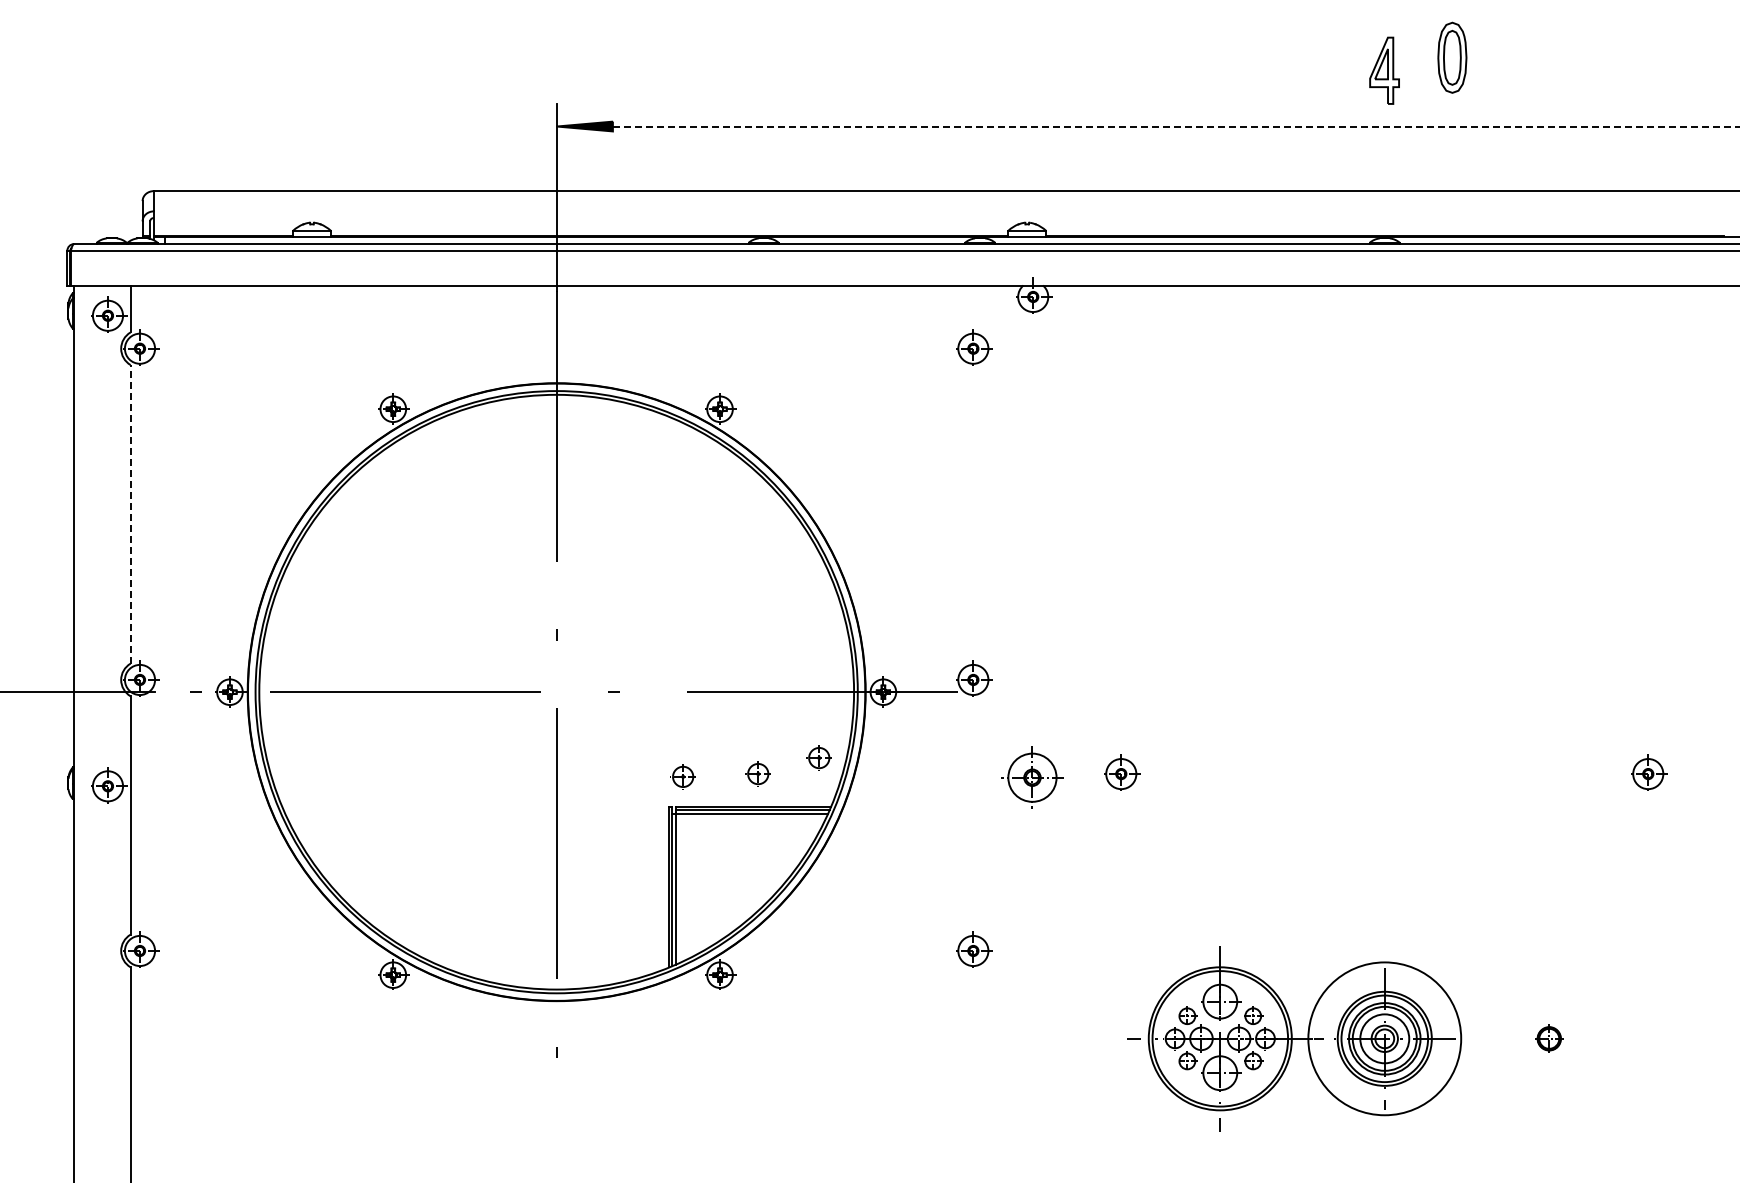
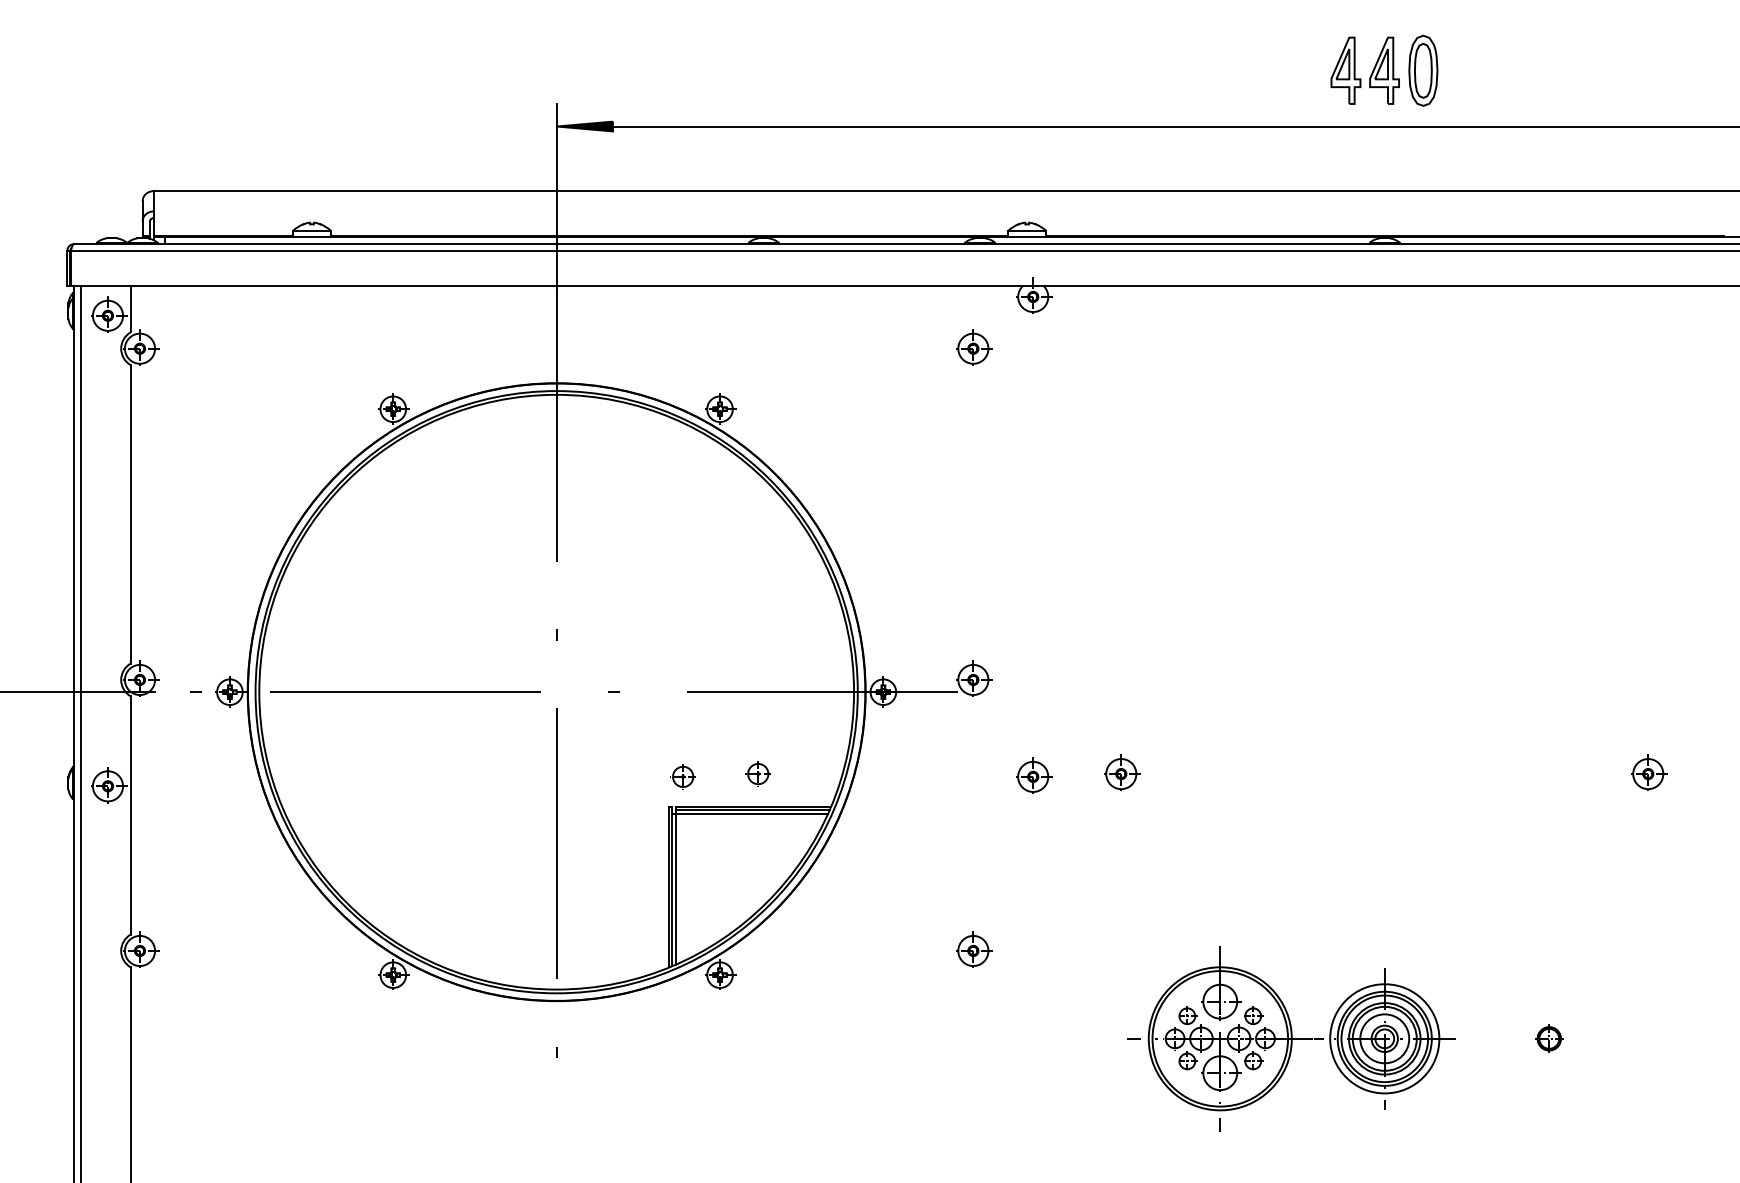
part position: (1452, 57) -> (1423, 70) (1423, 70)
part: none -> present (1345, 70)
line: dashed -> solid (1176, 126)
line: dashed -> solid (130, 513)
line: none -> present (80, 732)
part: present -> none (818, 757)
part size: 63x63 px -> 37x37 px (1034, 775)
circle diameter: 153 px -> 109 px (1384, 1038)
